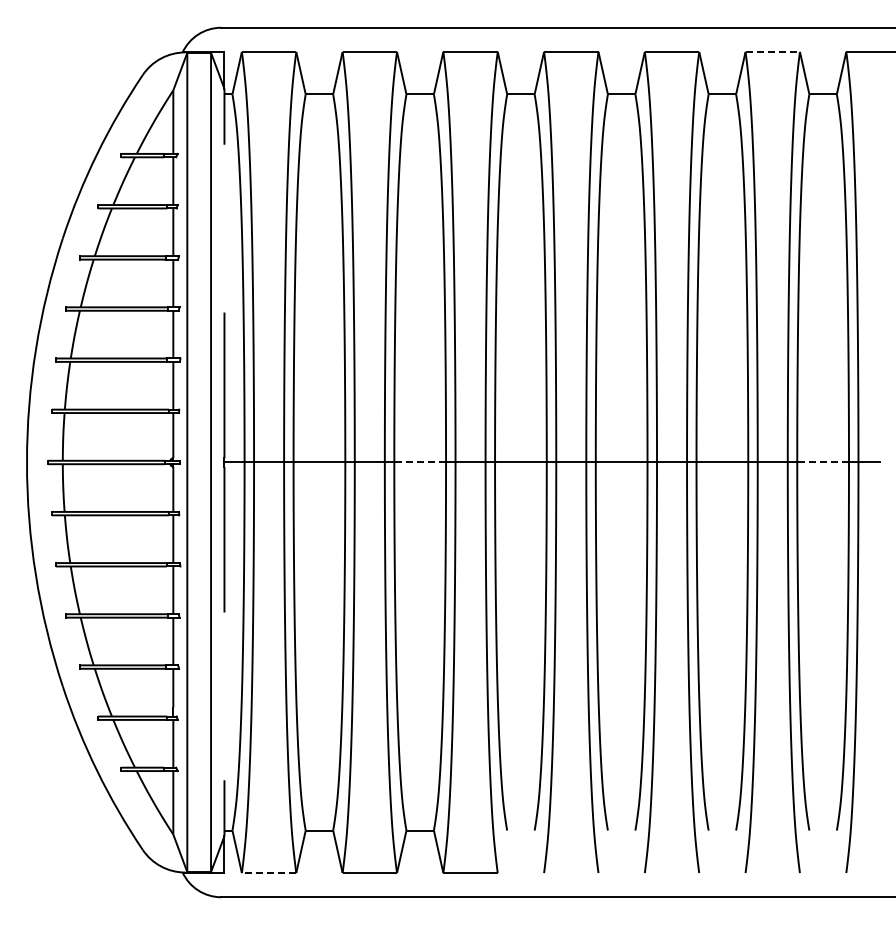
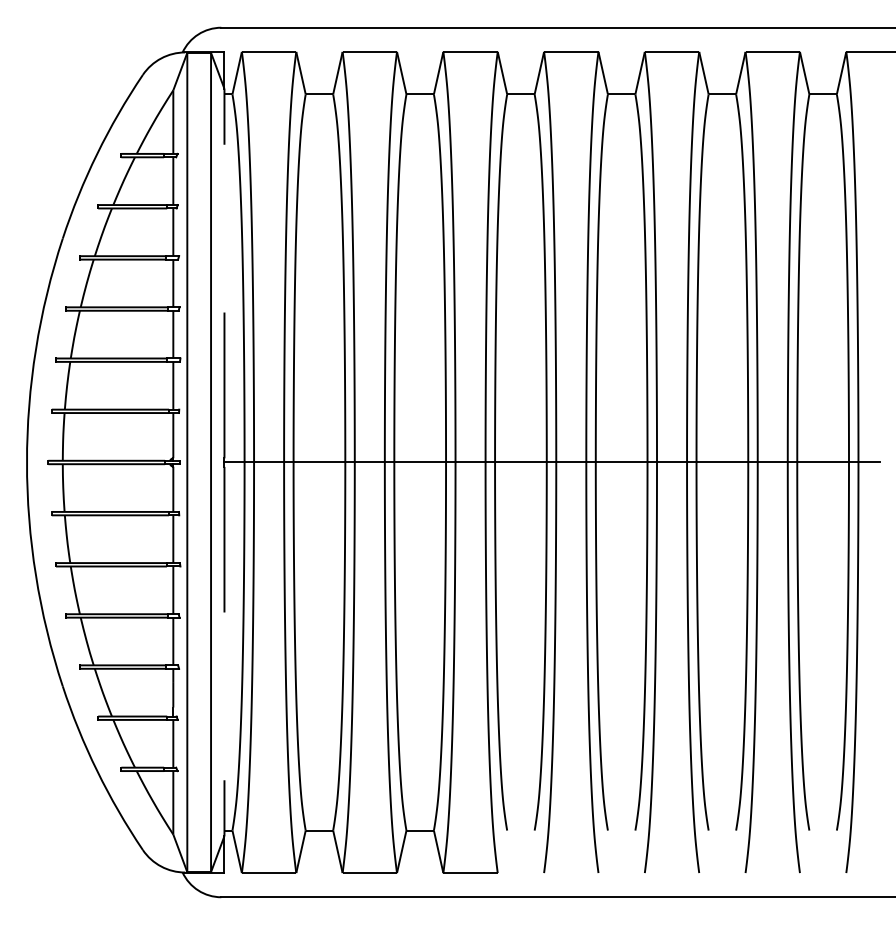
line: dashed -> solid (772, 51)
line: dashed -> solid (420, 462)
line: dashed -> solid (823, 462)
line: dashed -> solid (269, 873)
